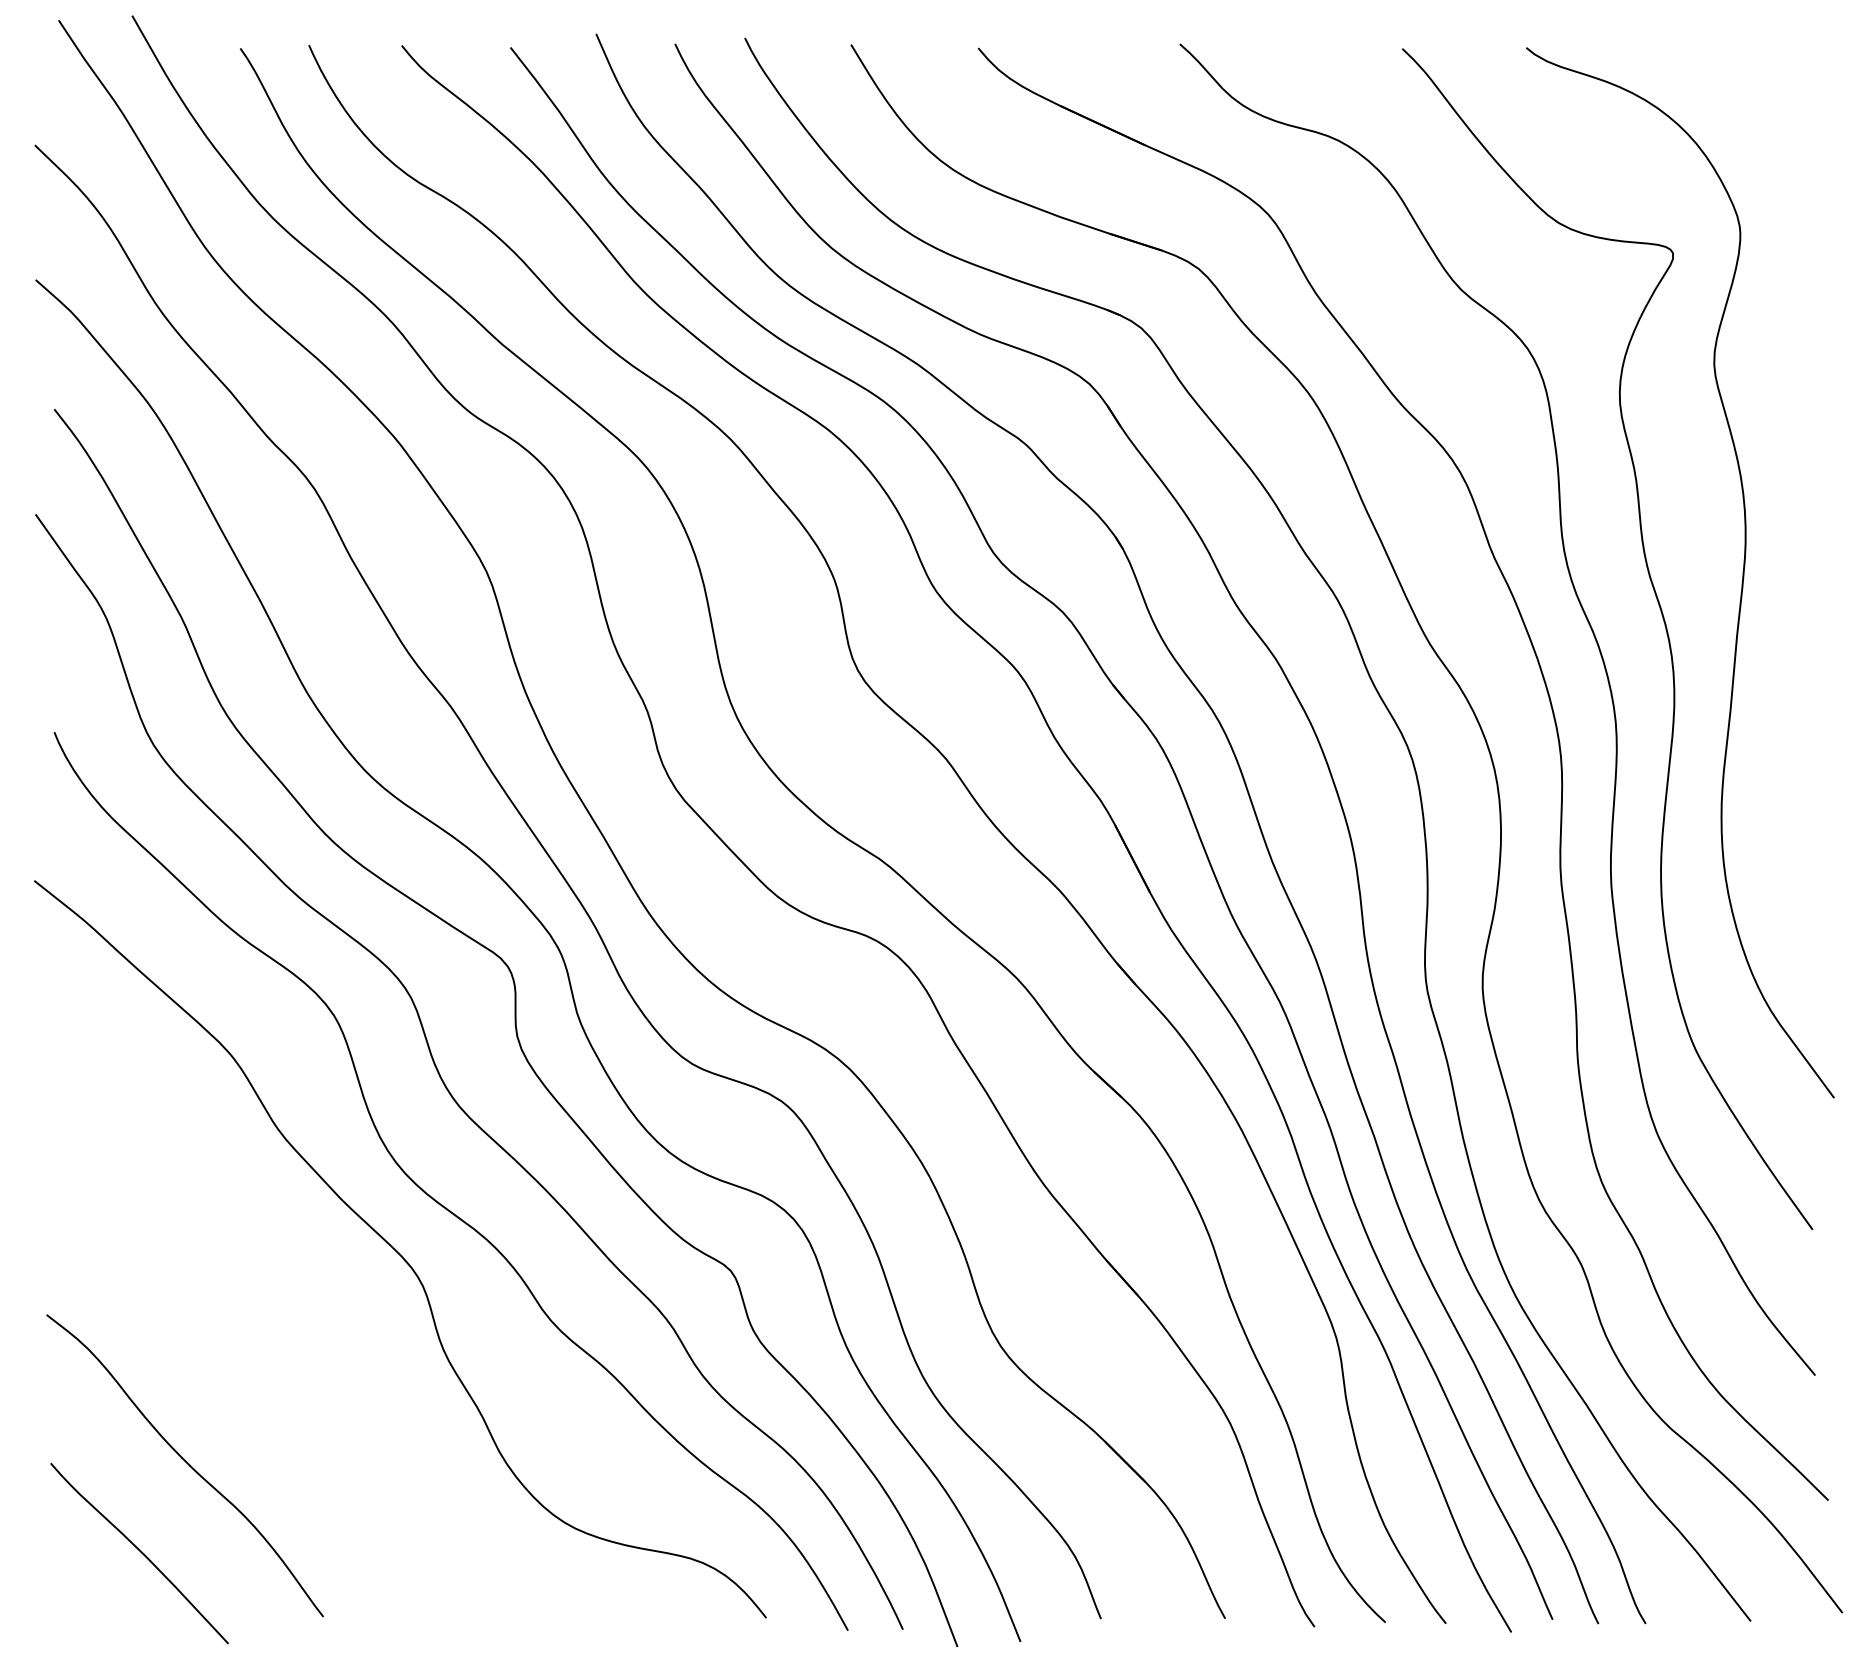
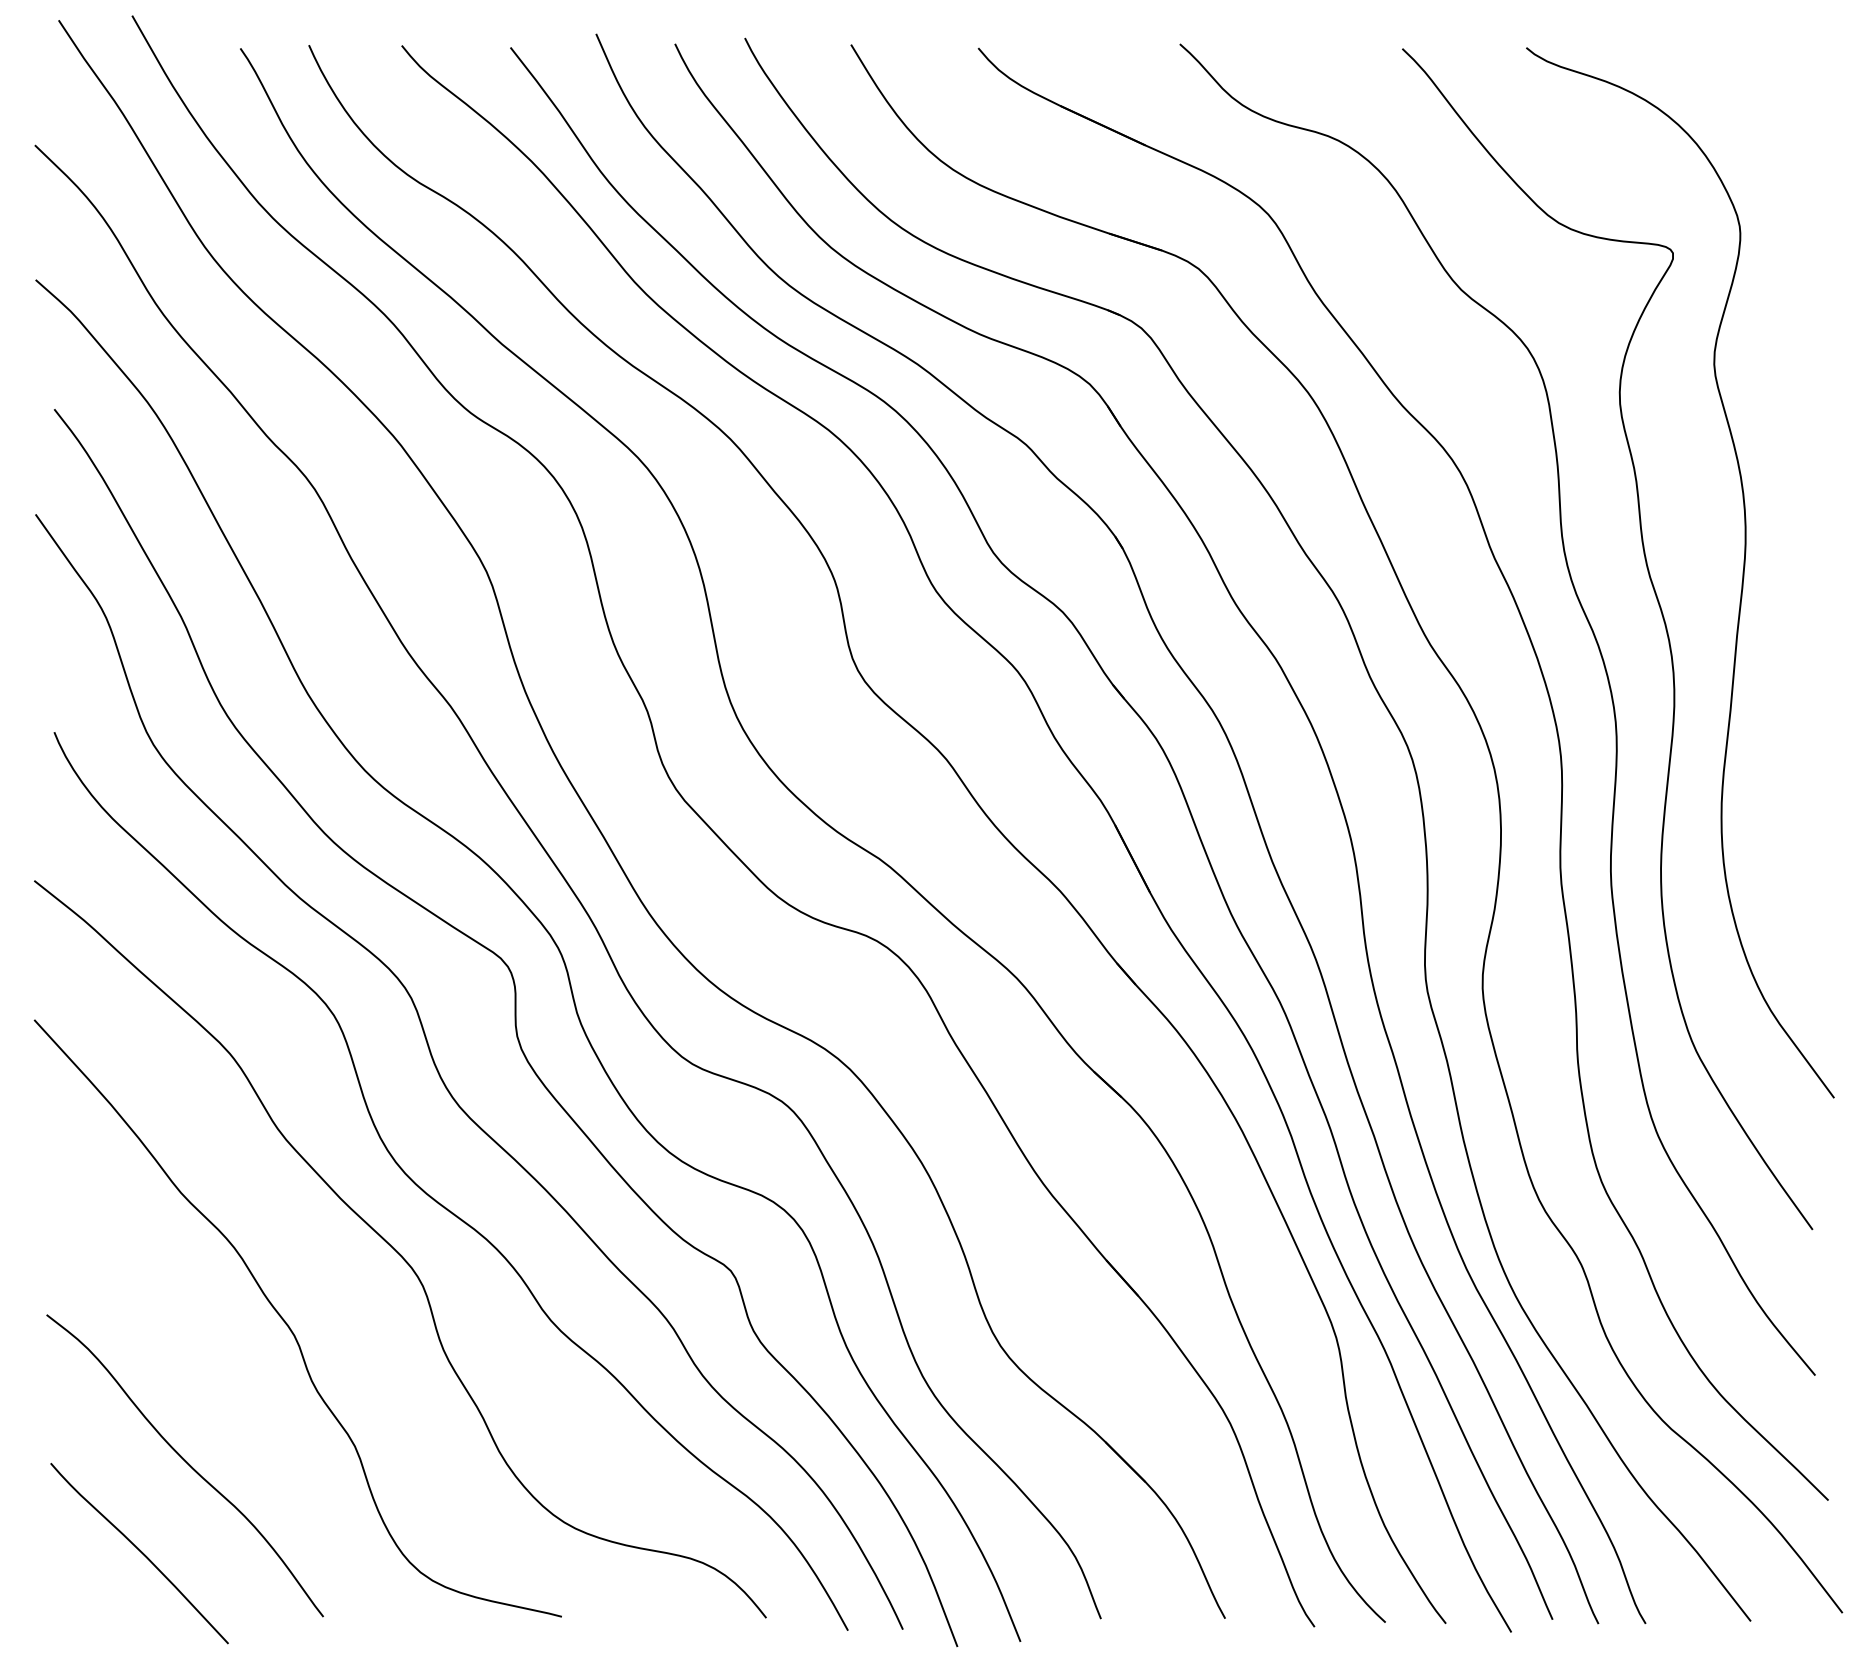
curve: none -> present (288, 1324)
